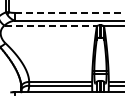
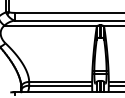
line: dashed -> solid (69, 12)
line: dashed -> solid (51, 25)
